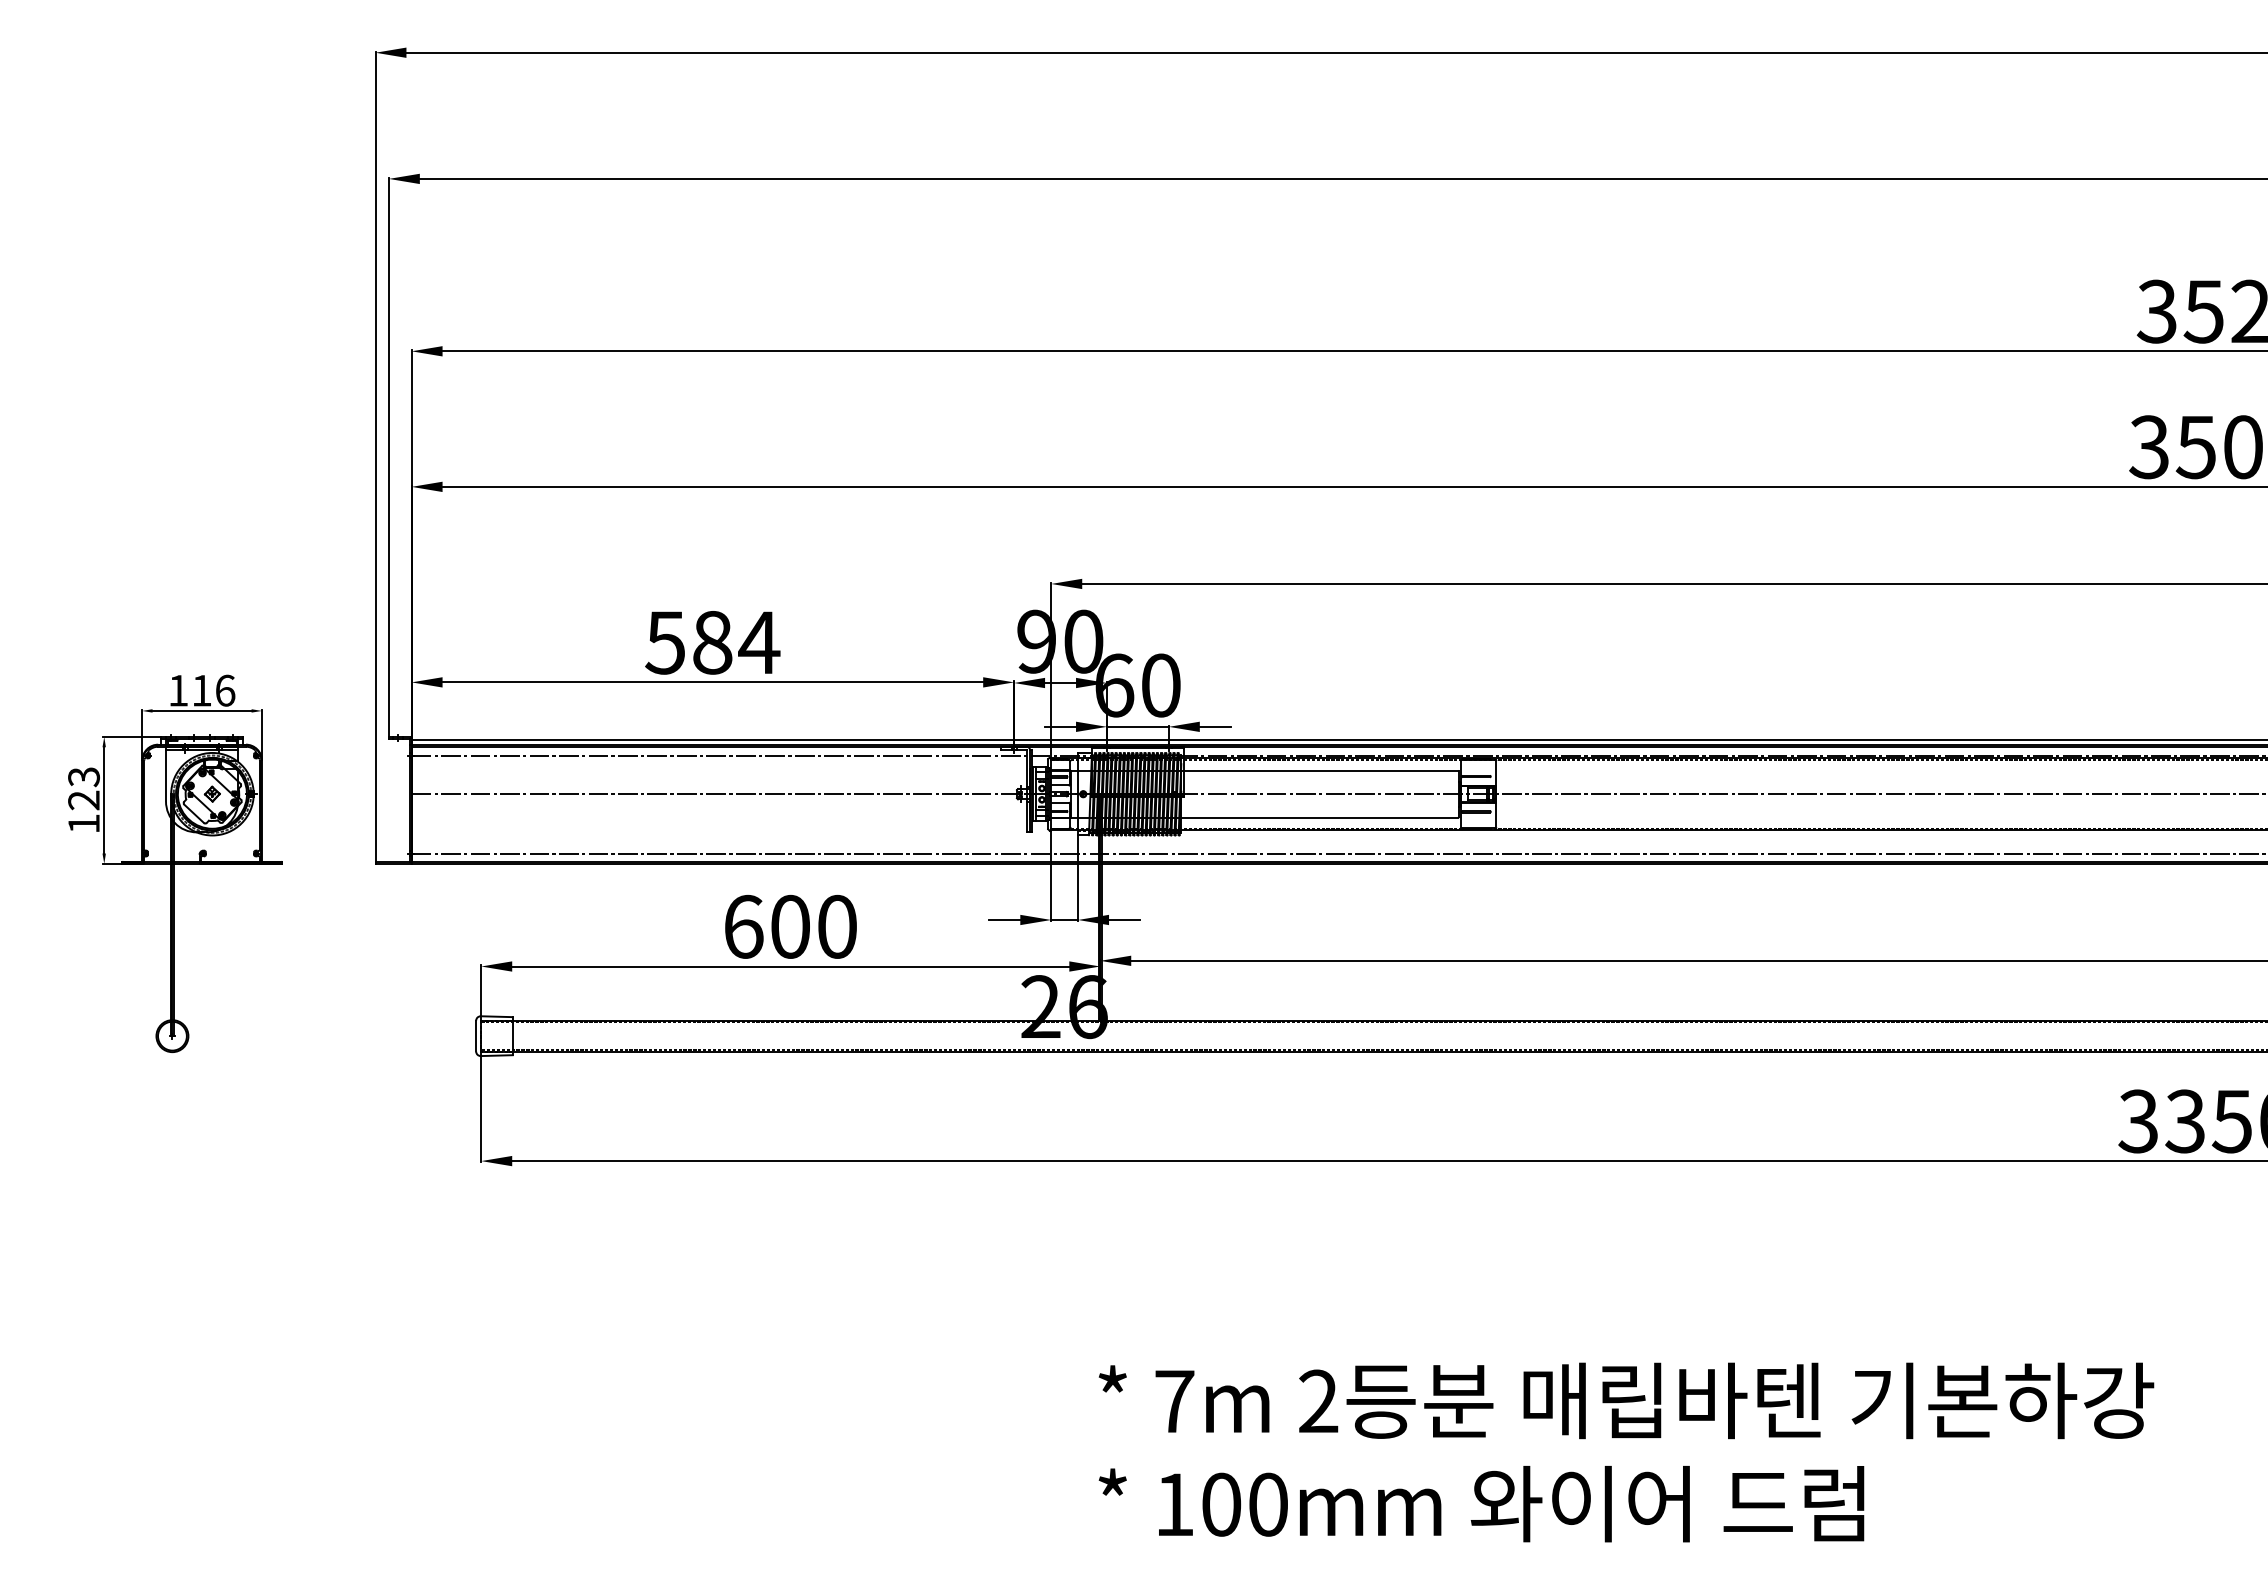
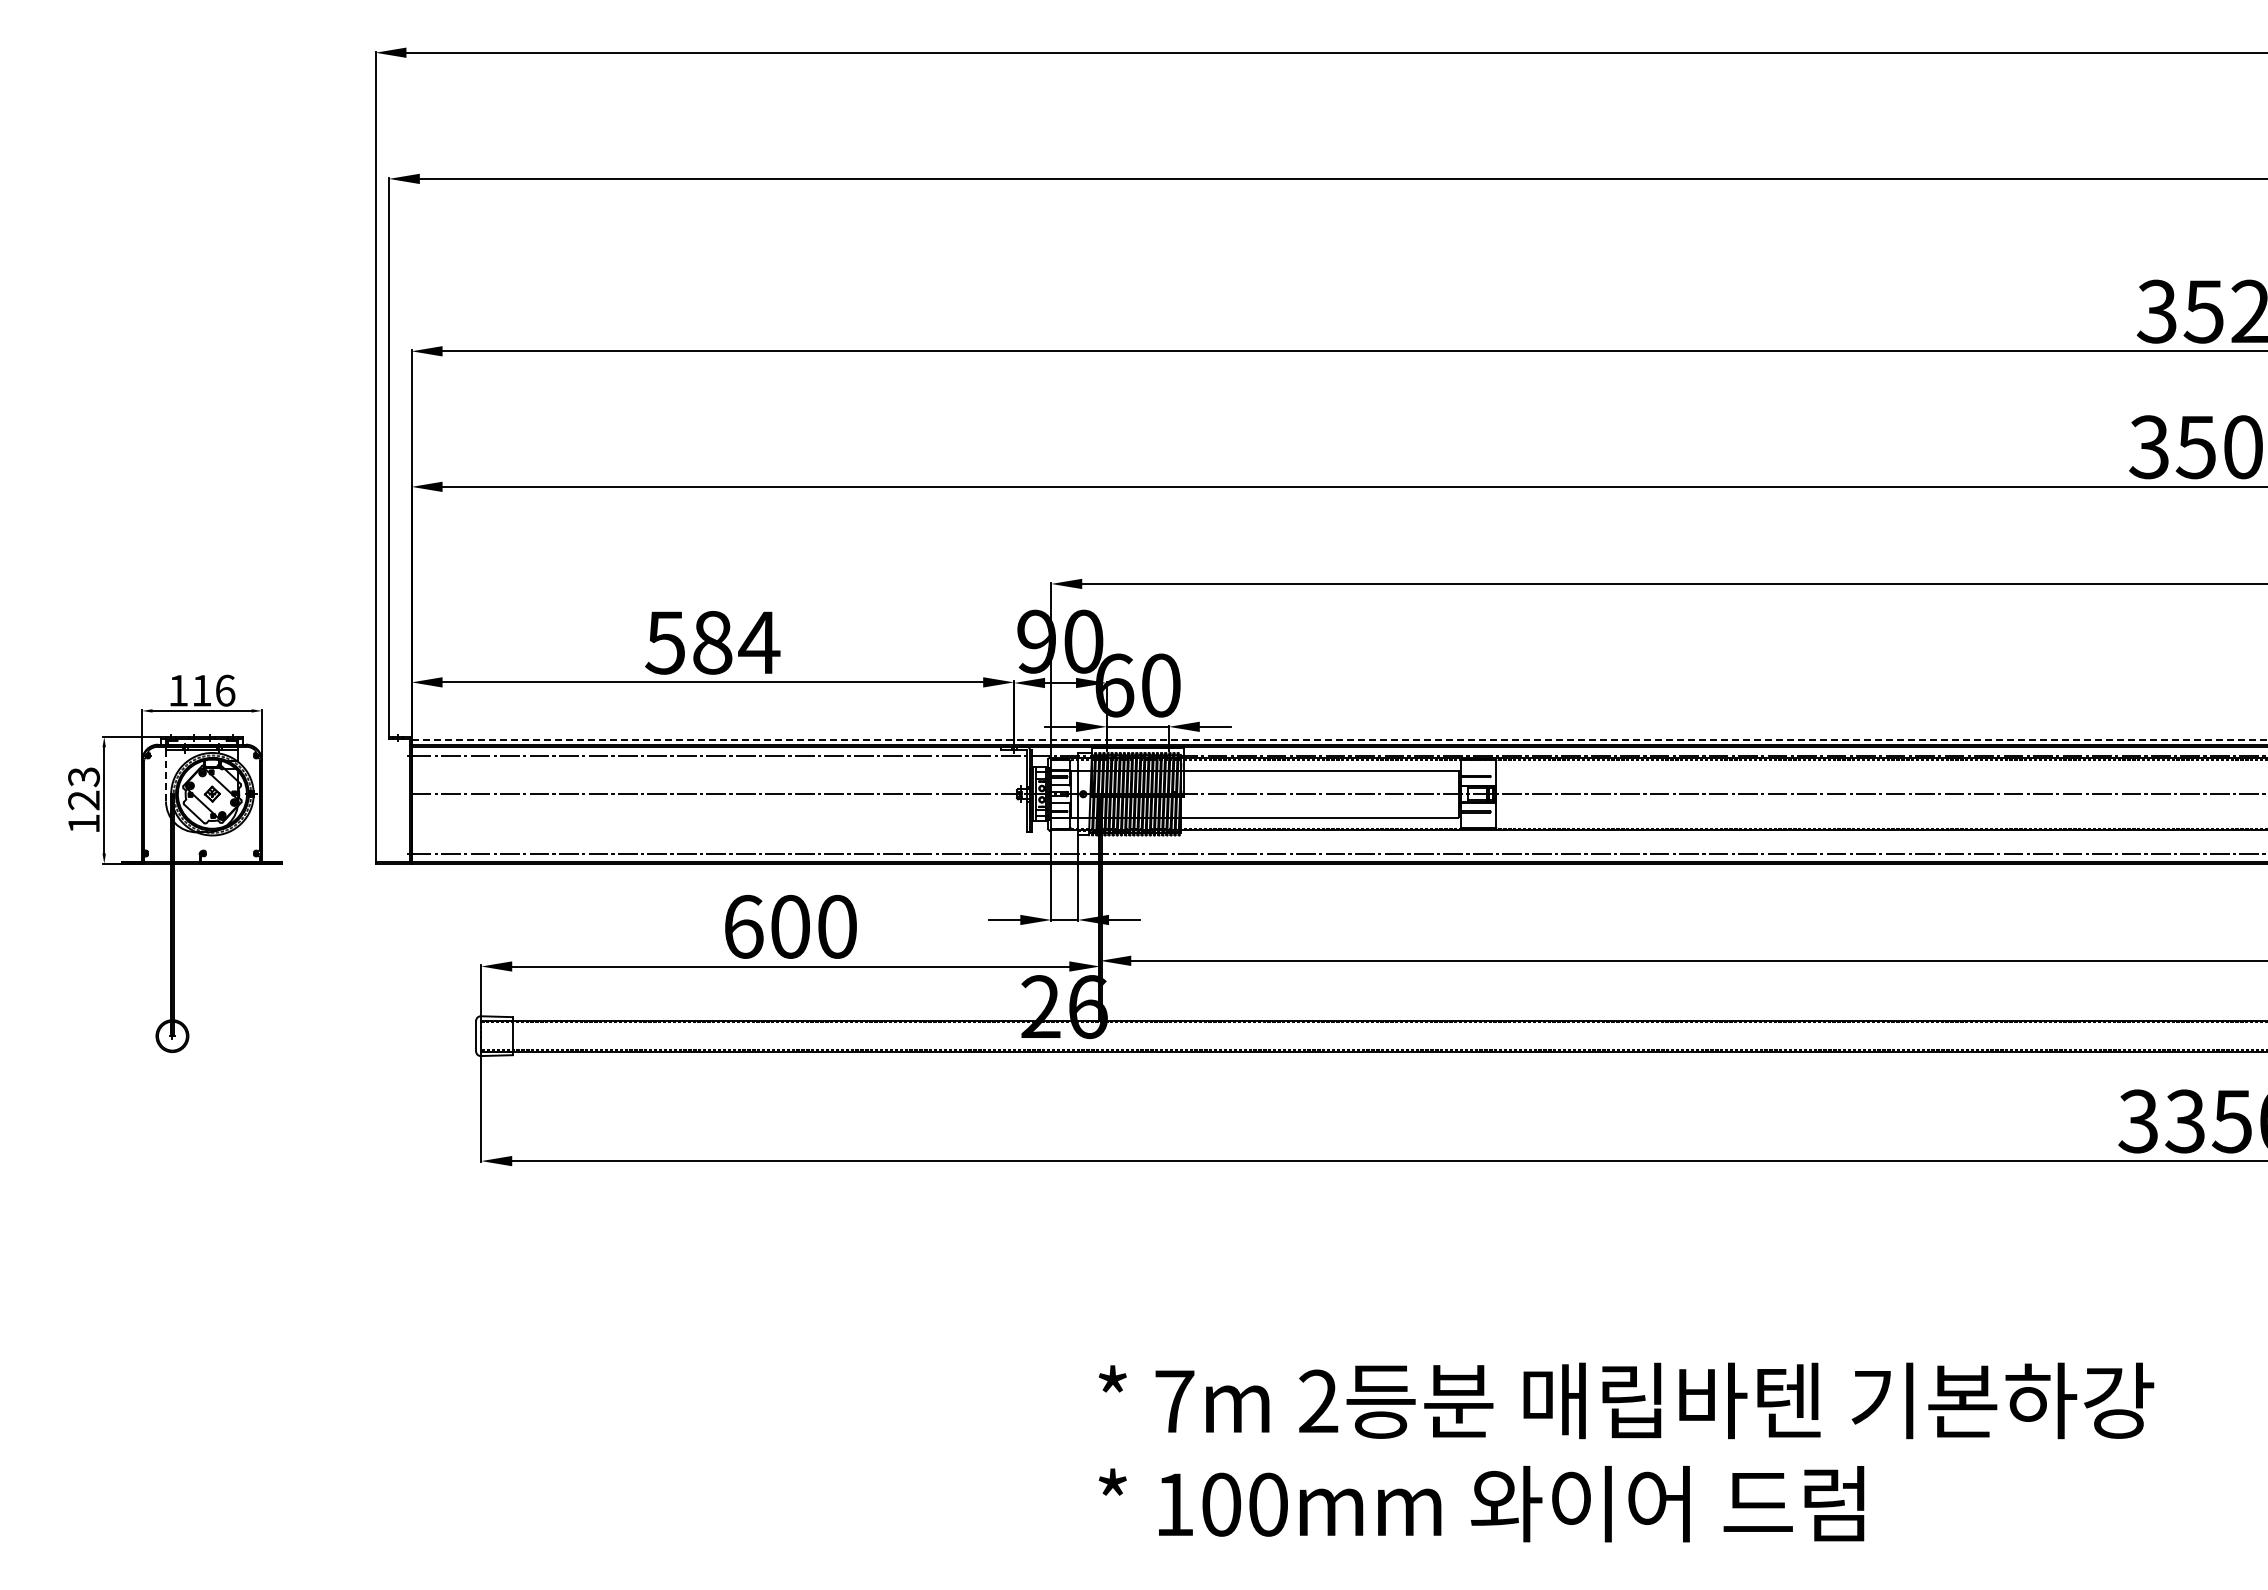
line: solid -> dashed (1339, 739)
line: solid -> dashed (166, 775)
